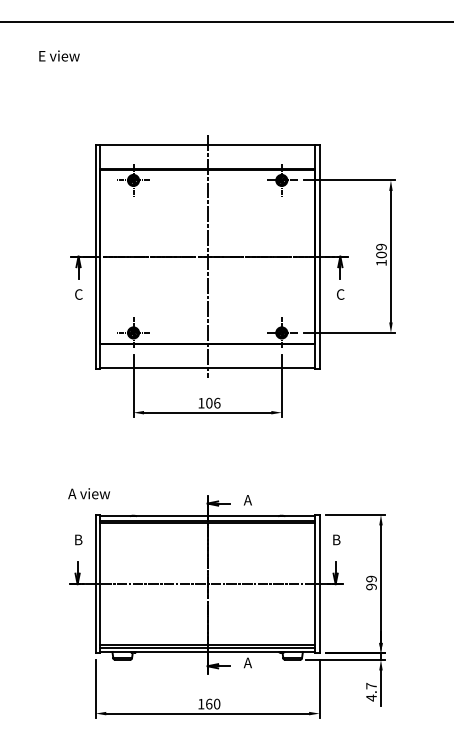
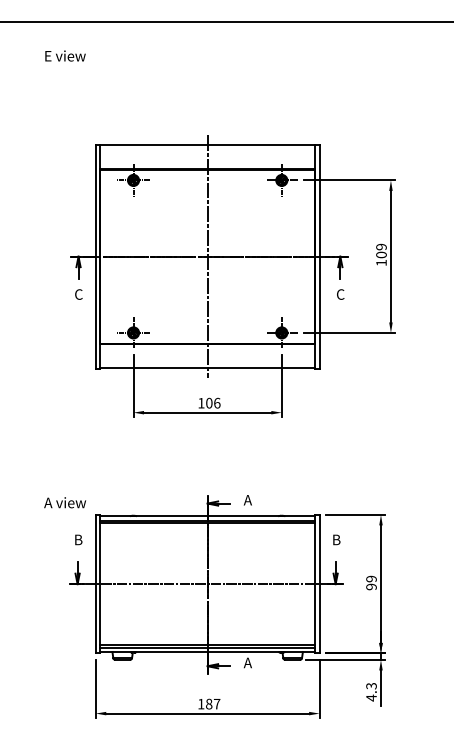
text position: (59, 55) -> (65, 55) (65, 55)
text position: (89, 493) -> (65, 502) (65, 502)
text: 4.7 -> 4.3 (371, 685)
text: 160 -> 187 (213, 703)
